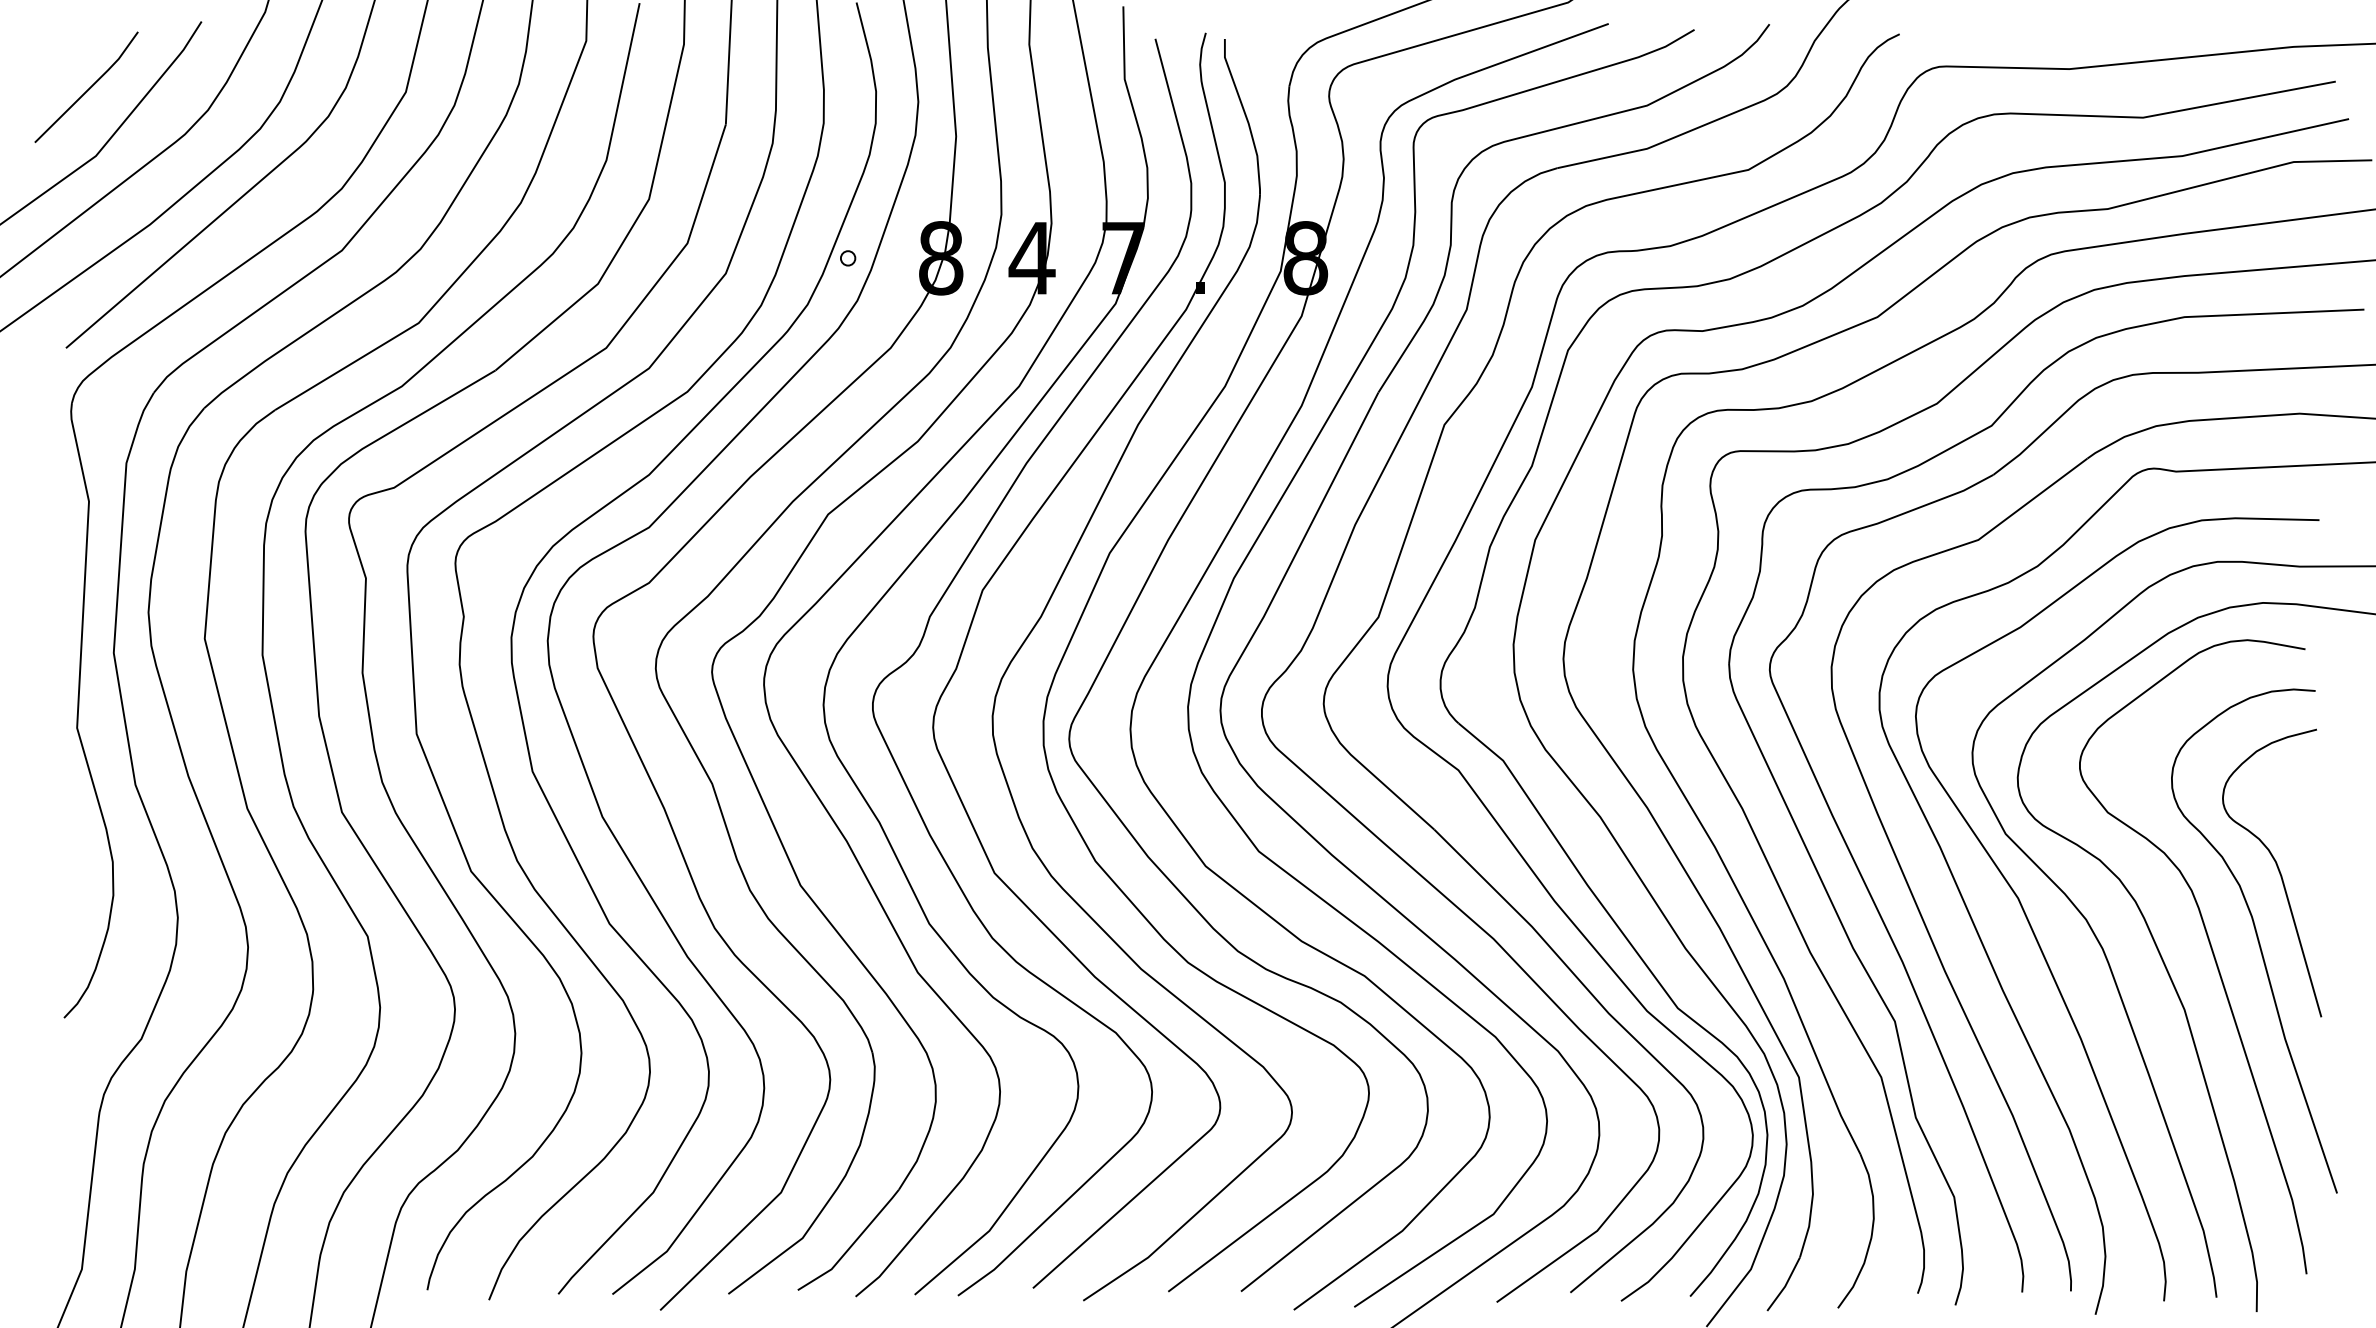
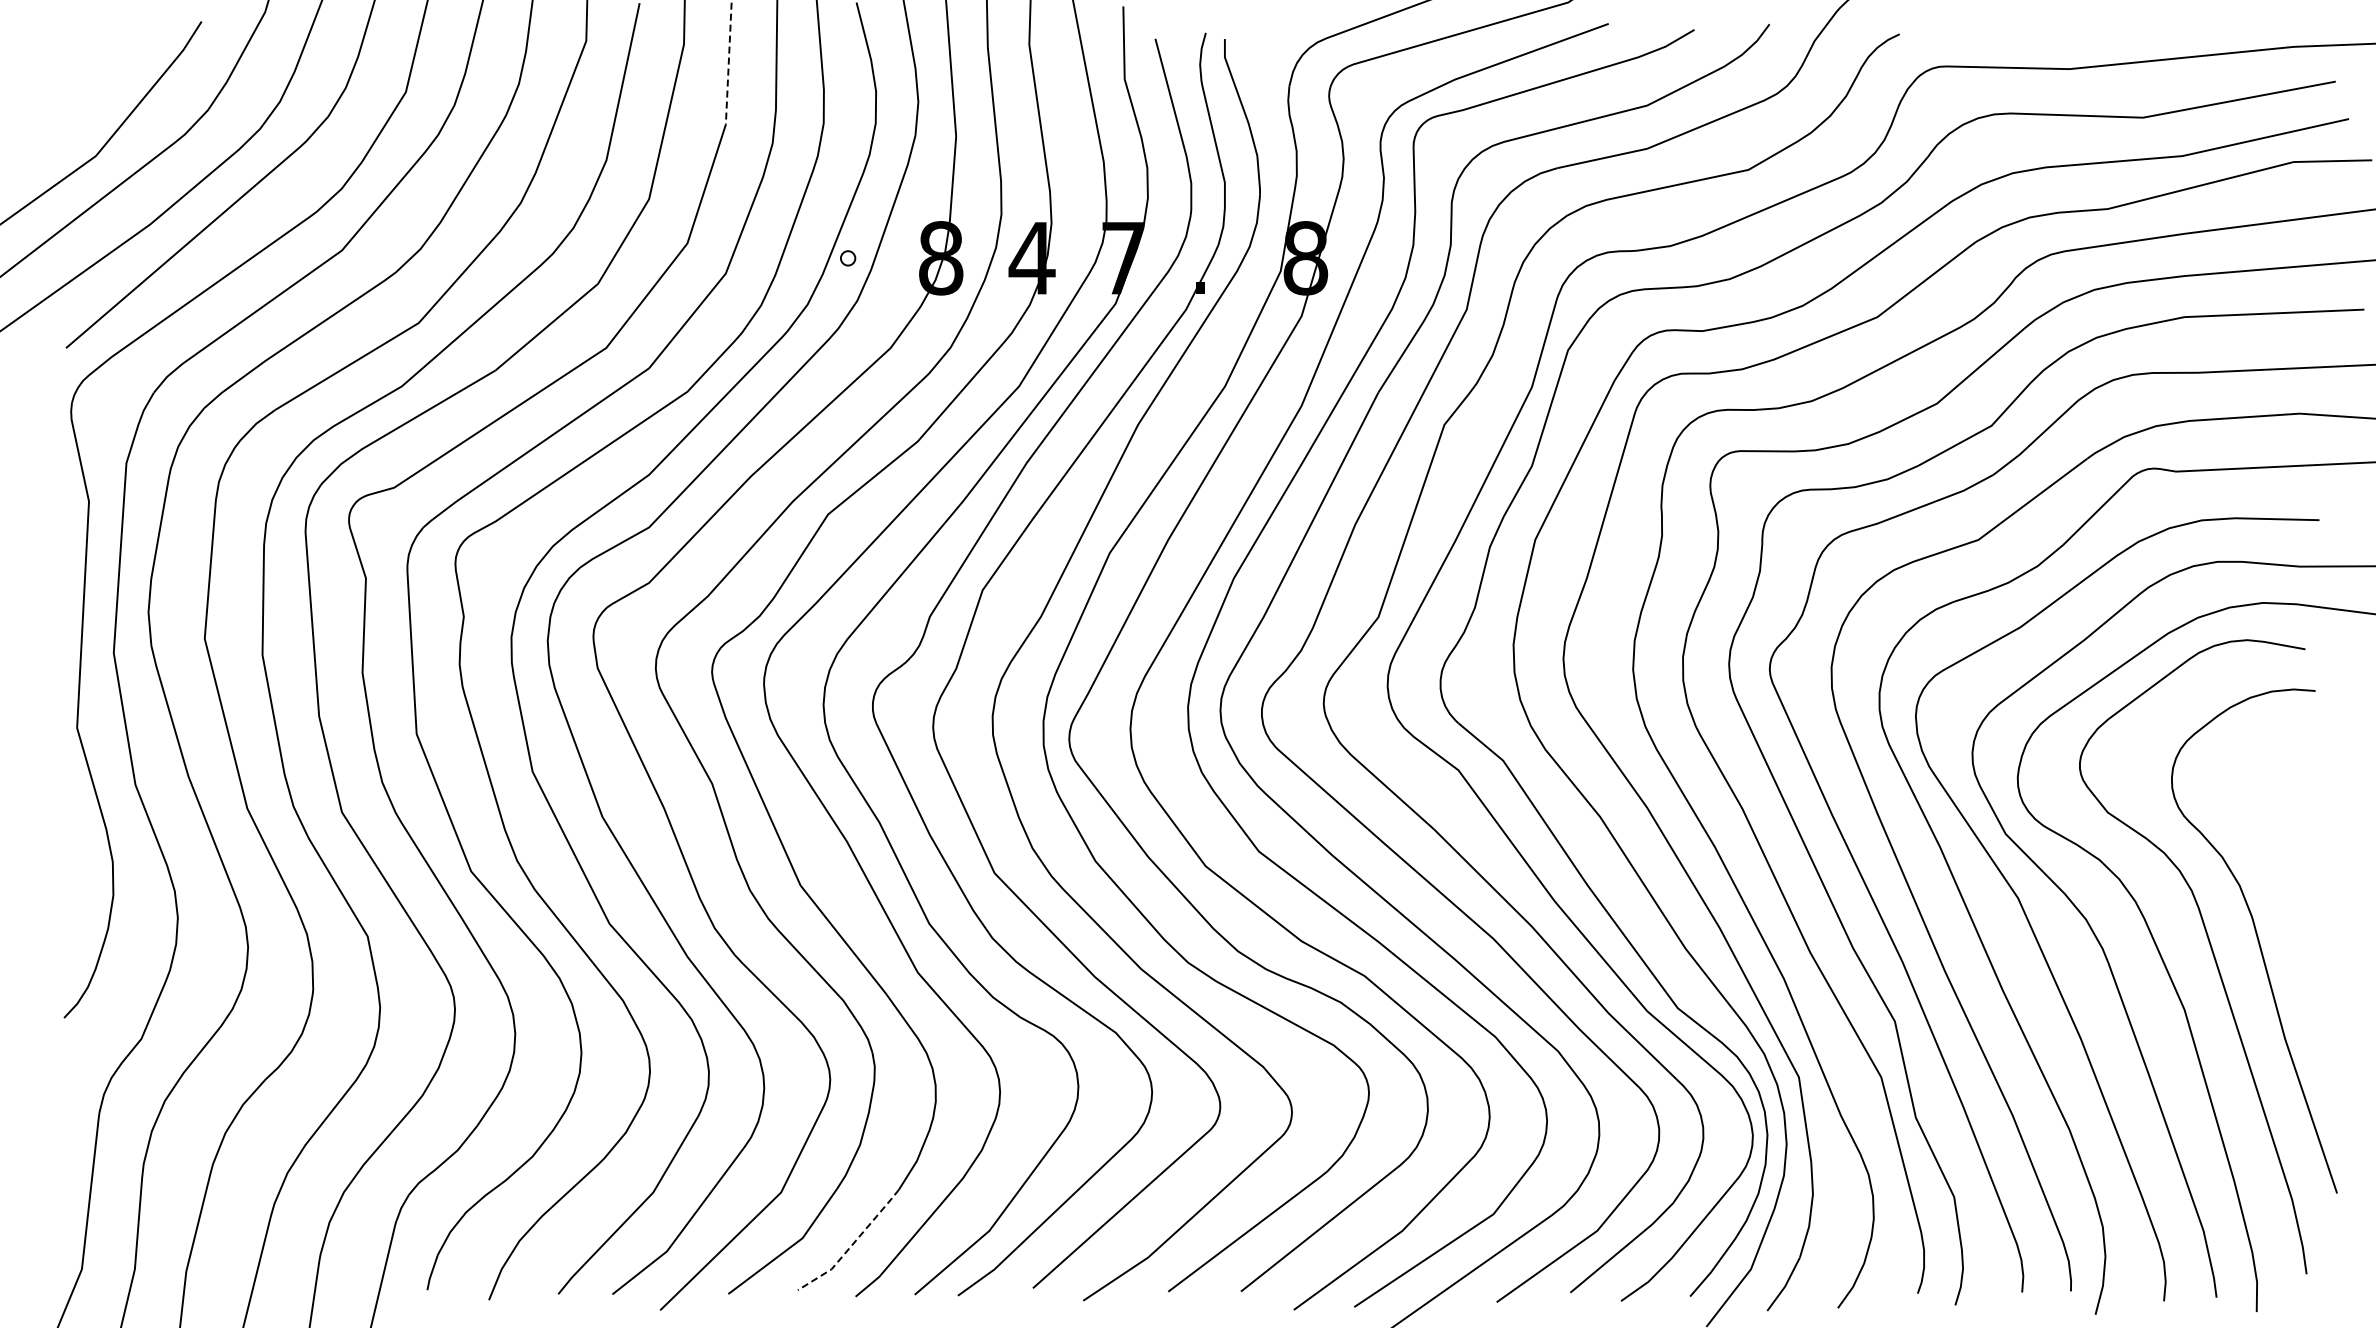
line: solid -> dashed (728, 62)
line: present -> none (88, 88)
curve: present -> none (2277, 869)
line: solid -> dashed (852, 1245)
